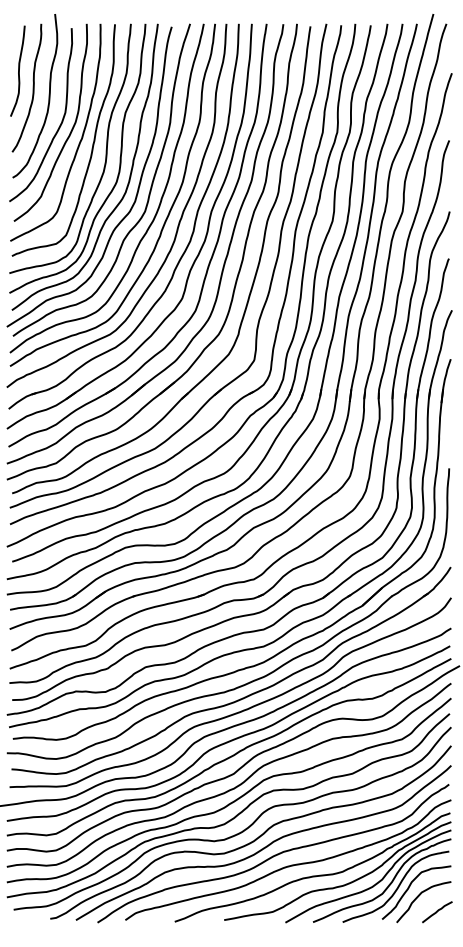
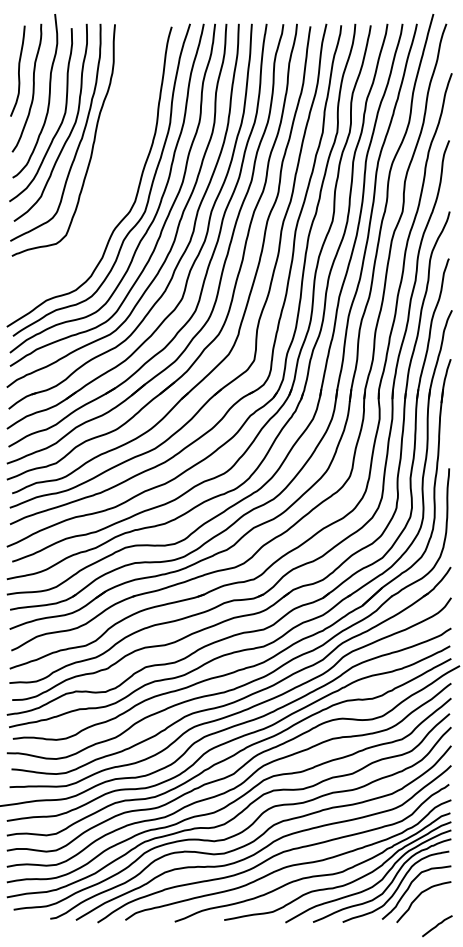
part: present -> none (102, 171)
line position: (437, 912) -> (437, 926) (437, 926)
